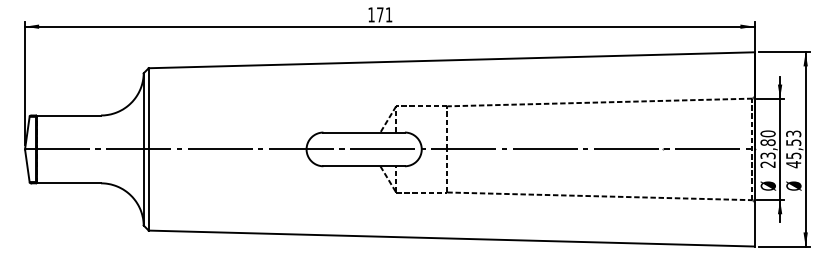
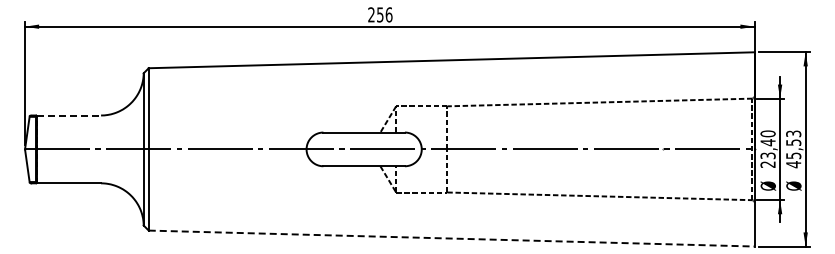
text: 171 -> 256 (380, 14)
line: solid -> dashed (69, 115)
text: 23,80 -> 23,40 (767, 142)
line: solid -> dashed (451, 238)
